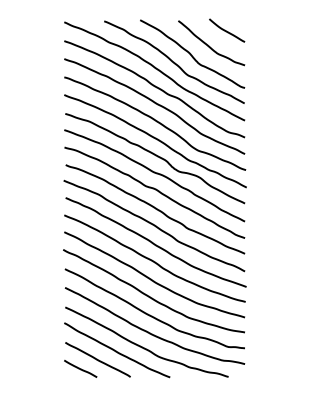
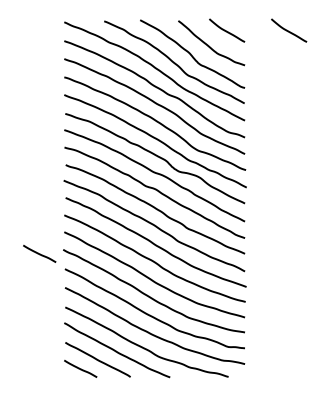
curve: none -> present (288, 30)
line: none -> present (39, 253)
